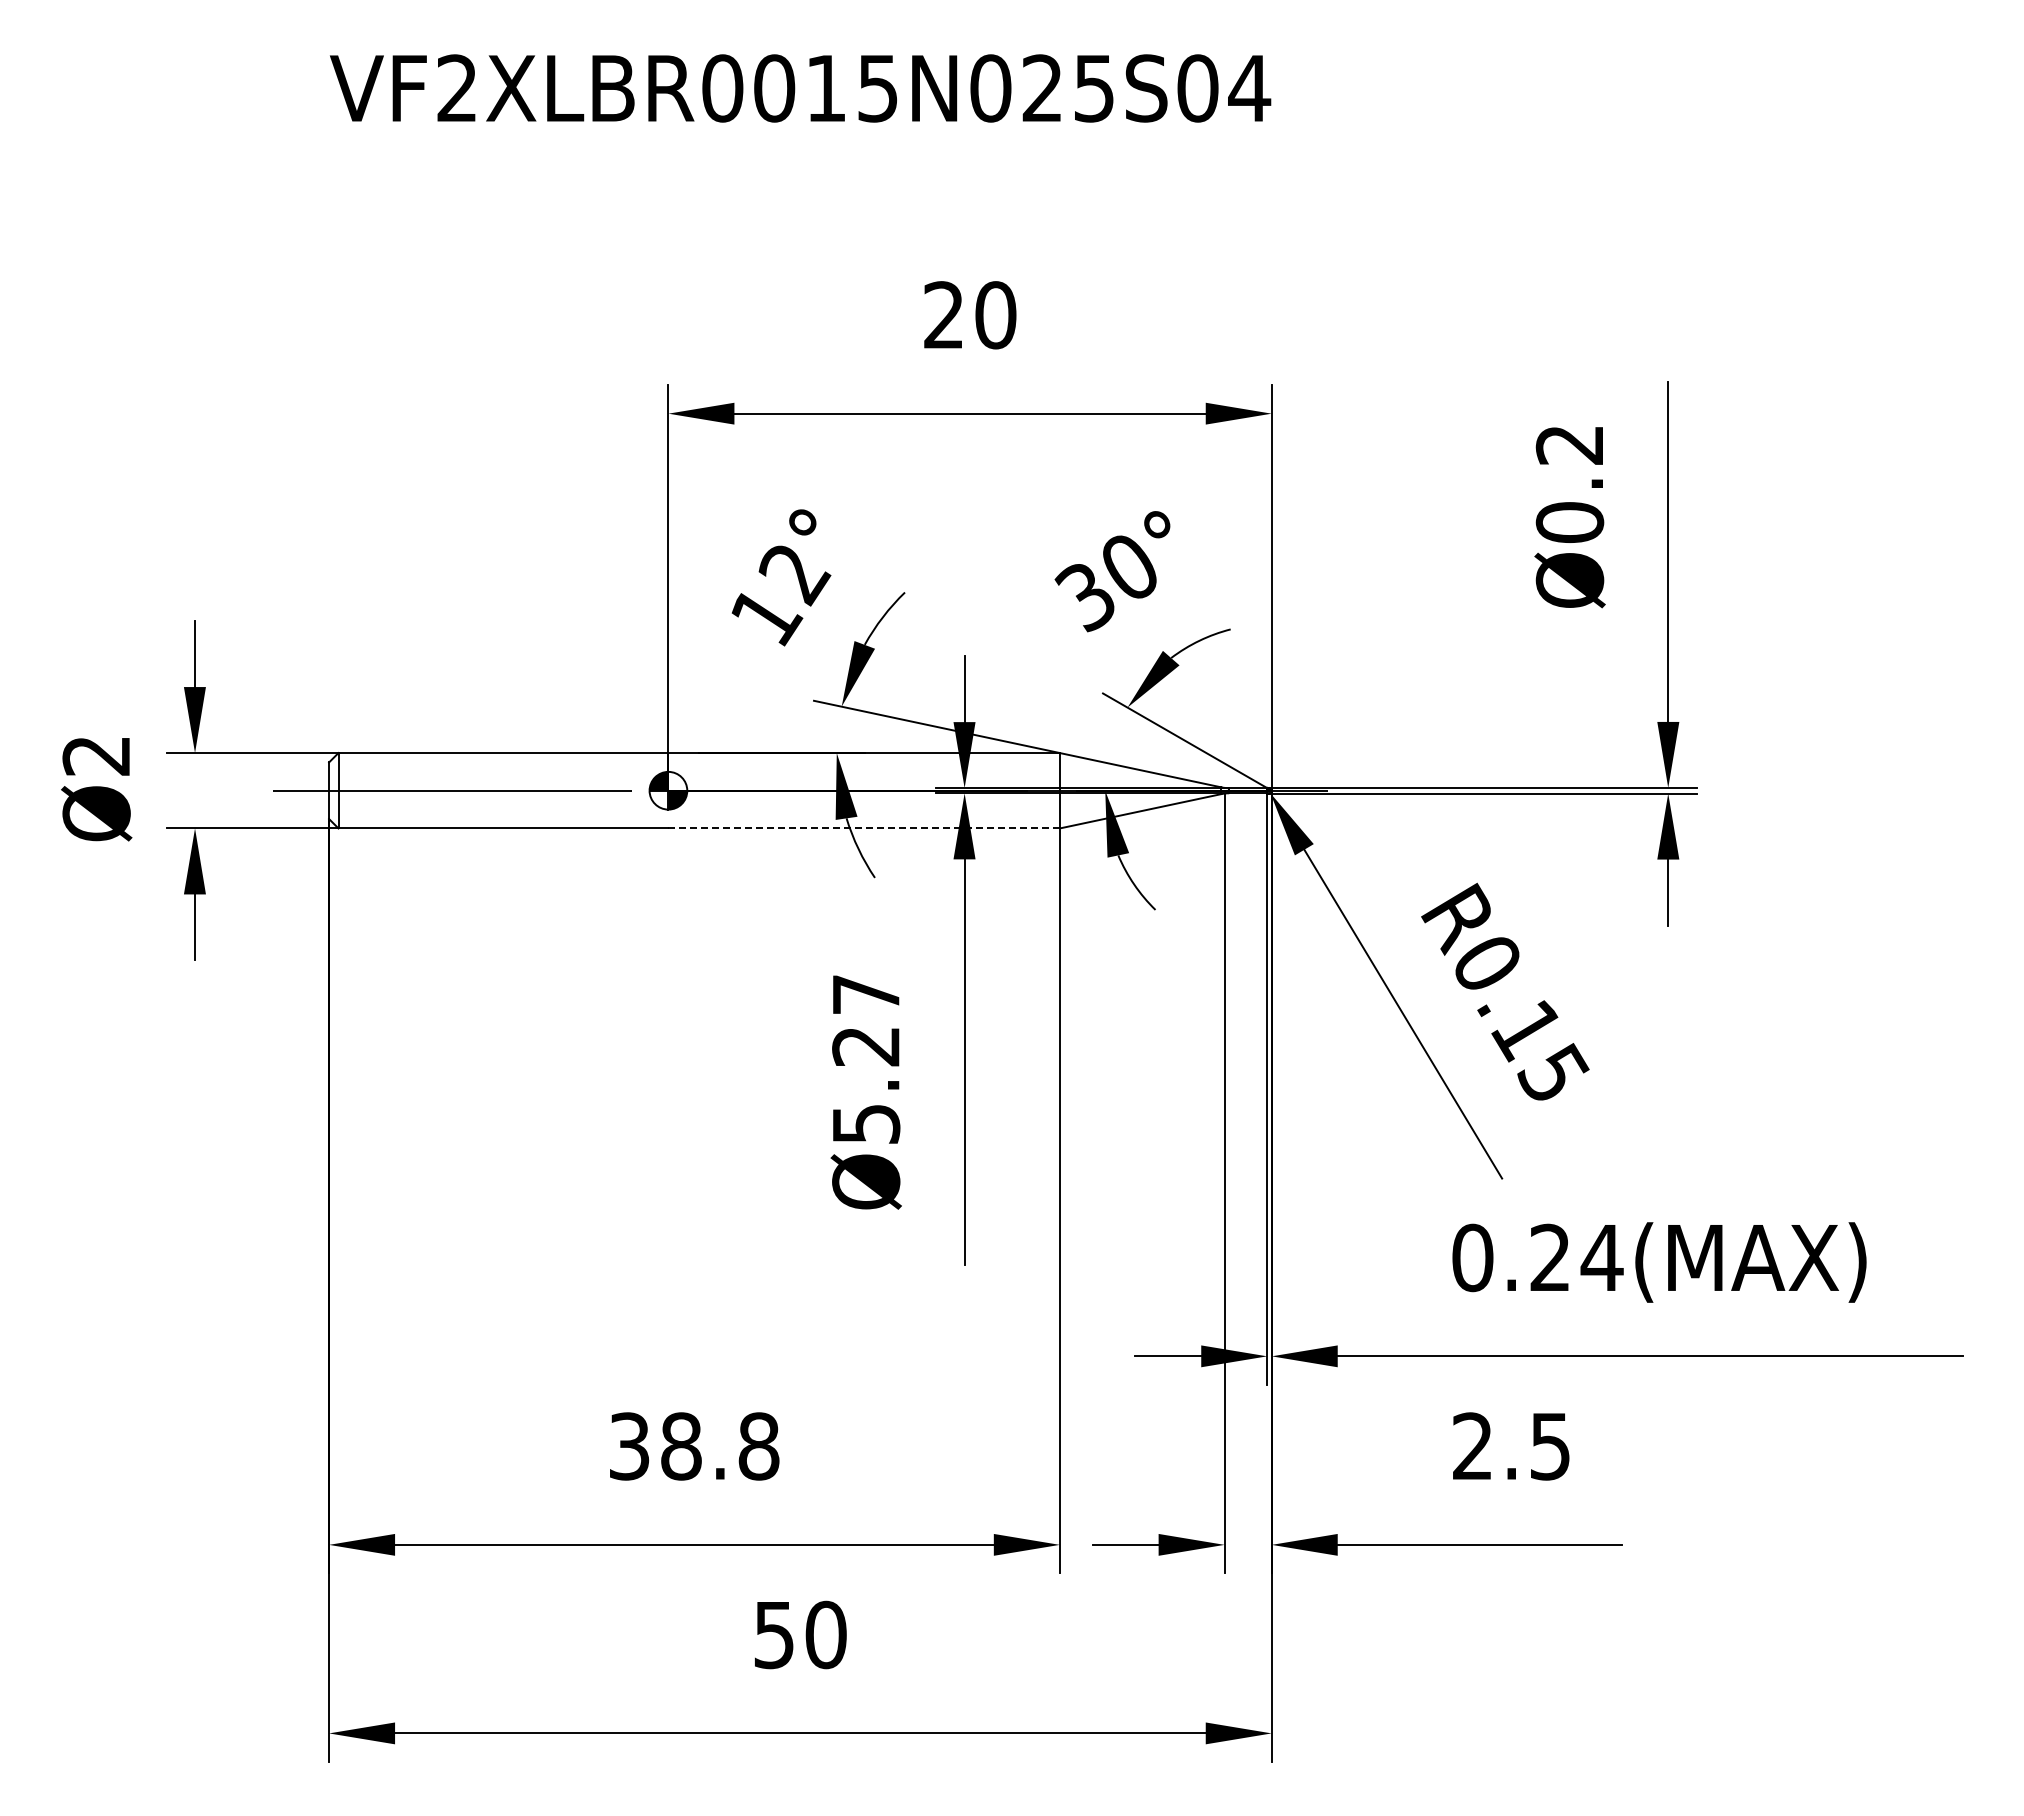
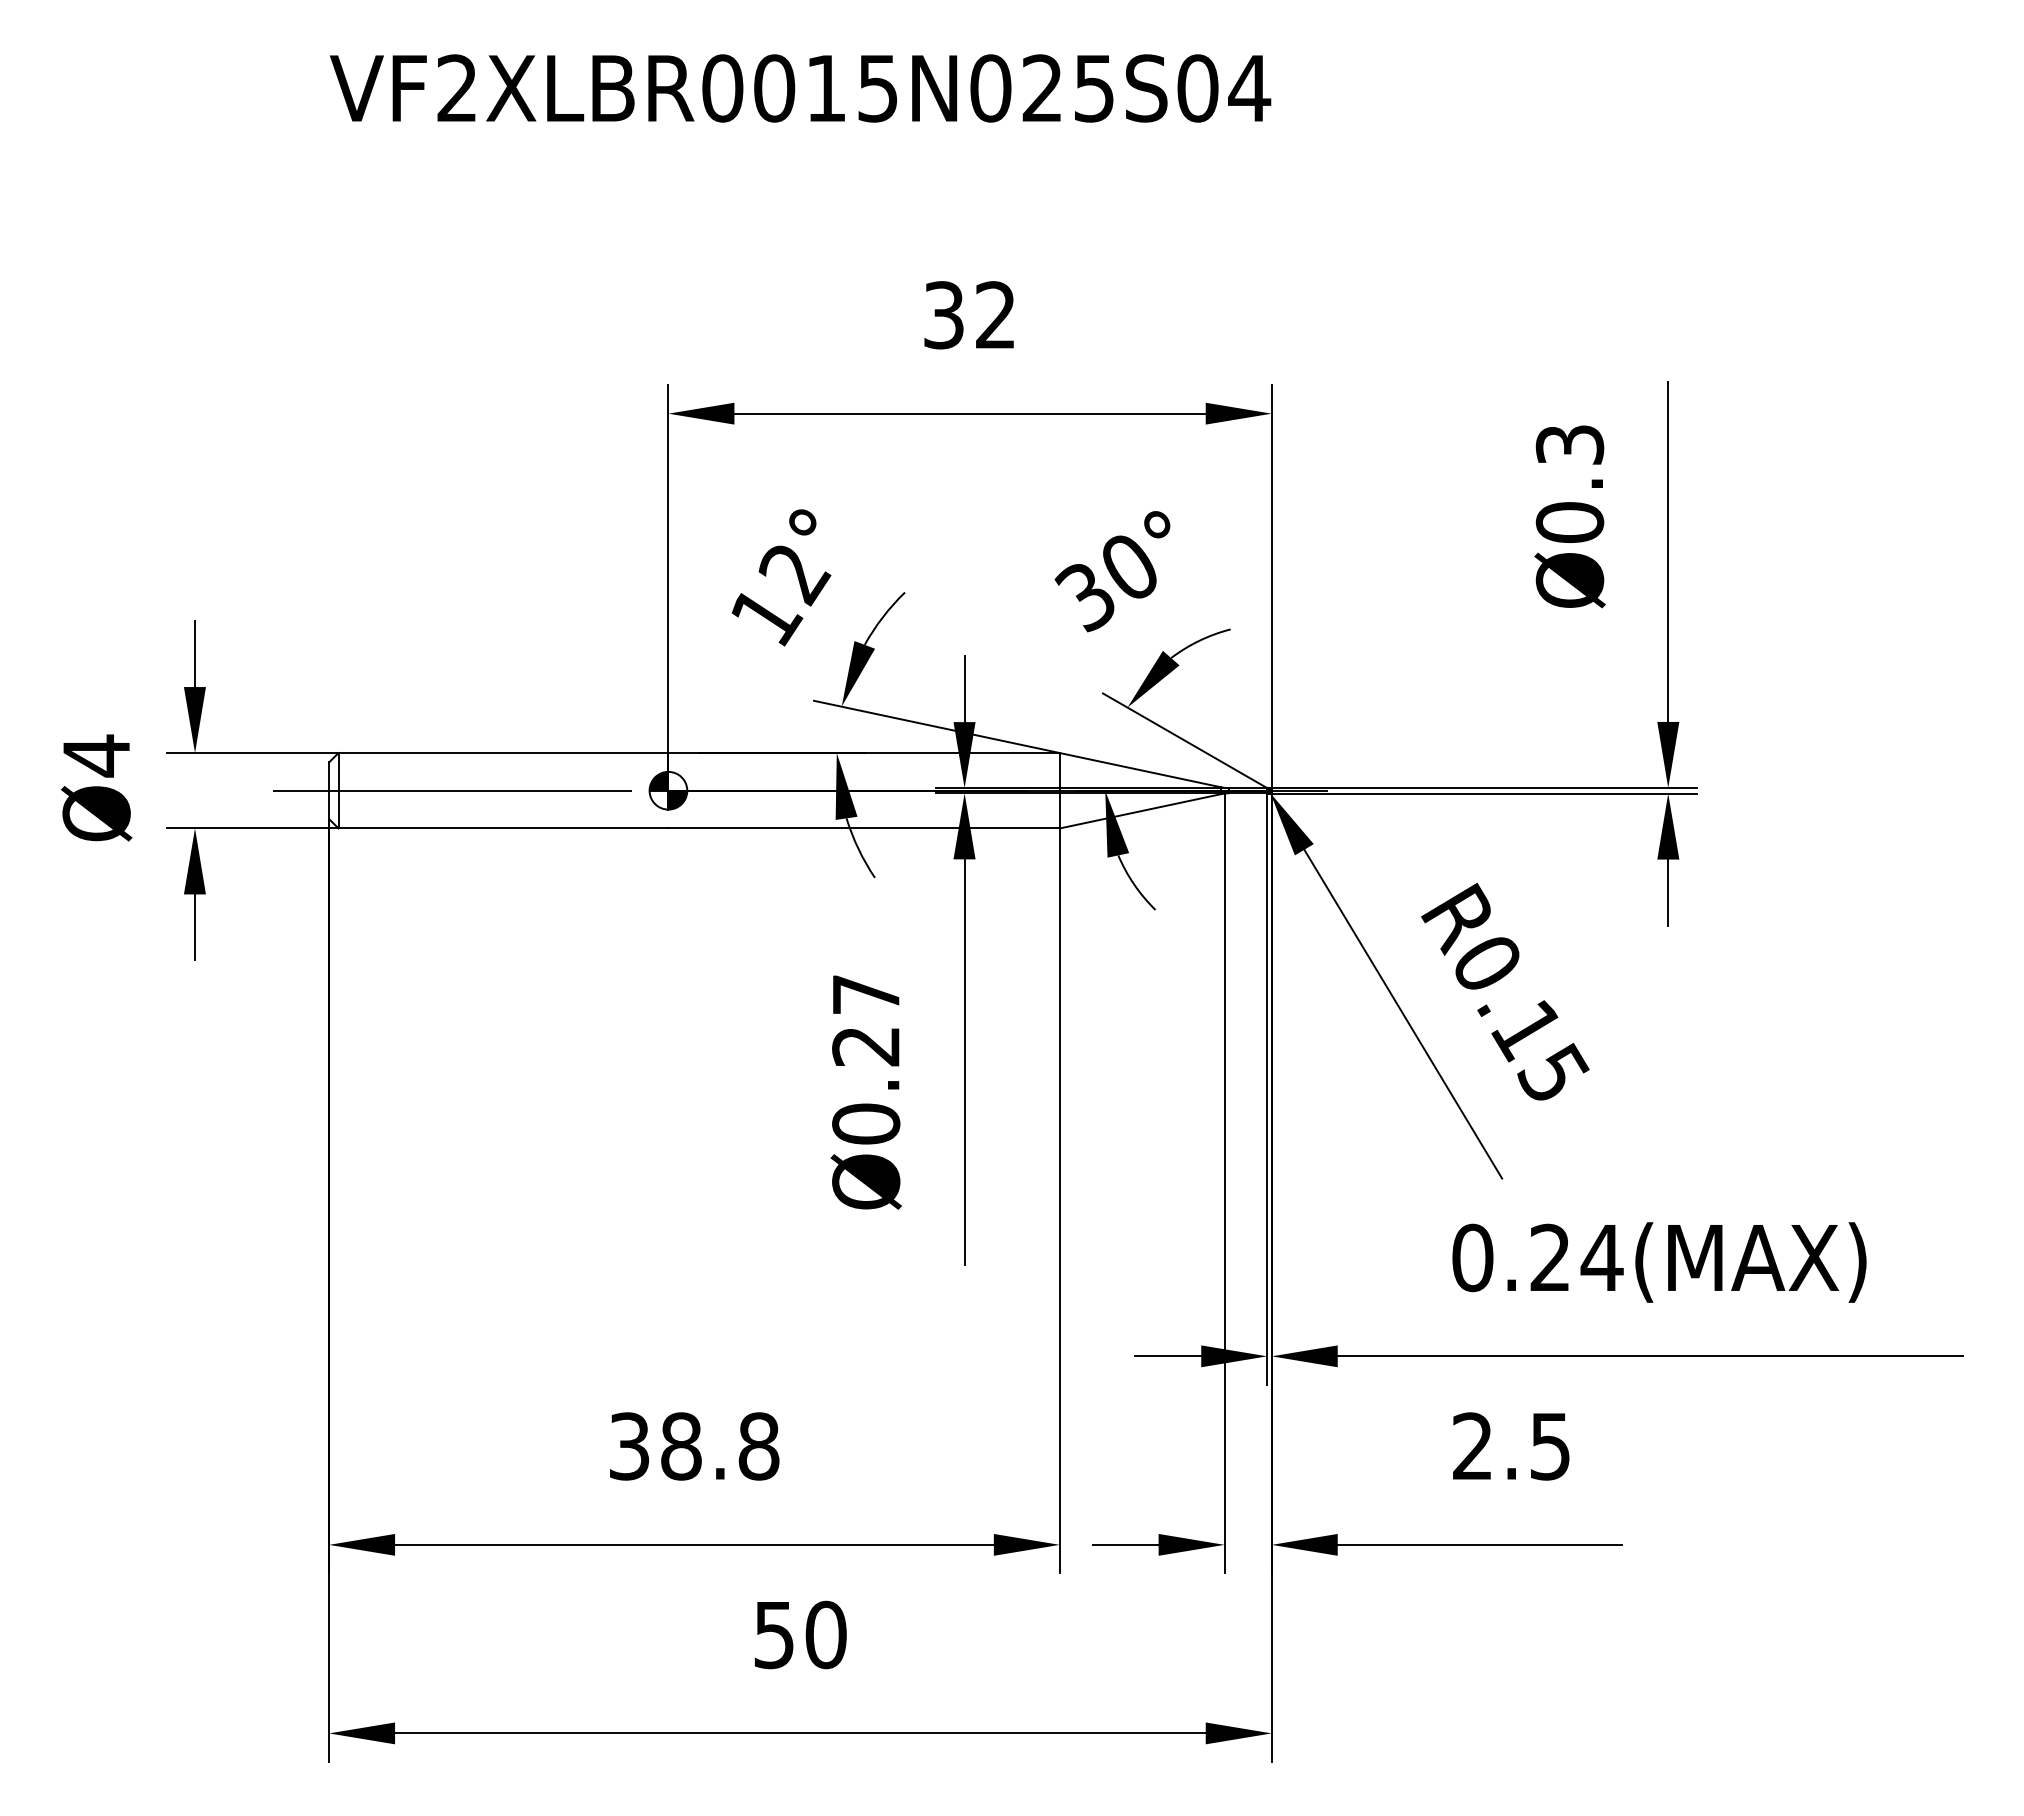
text: 20 -> 32 (970, 315)
text: Ø0.2 -> Ø0.3 (1570, 444)
text: Ø2 -> Ø4 (95, 755)
line: dashed -> solid (864, 828)
text: Ø5.27 -> Ø0.27 (866, 1123)
